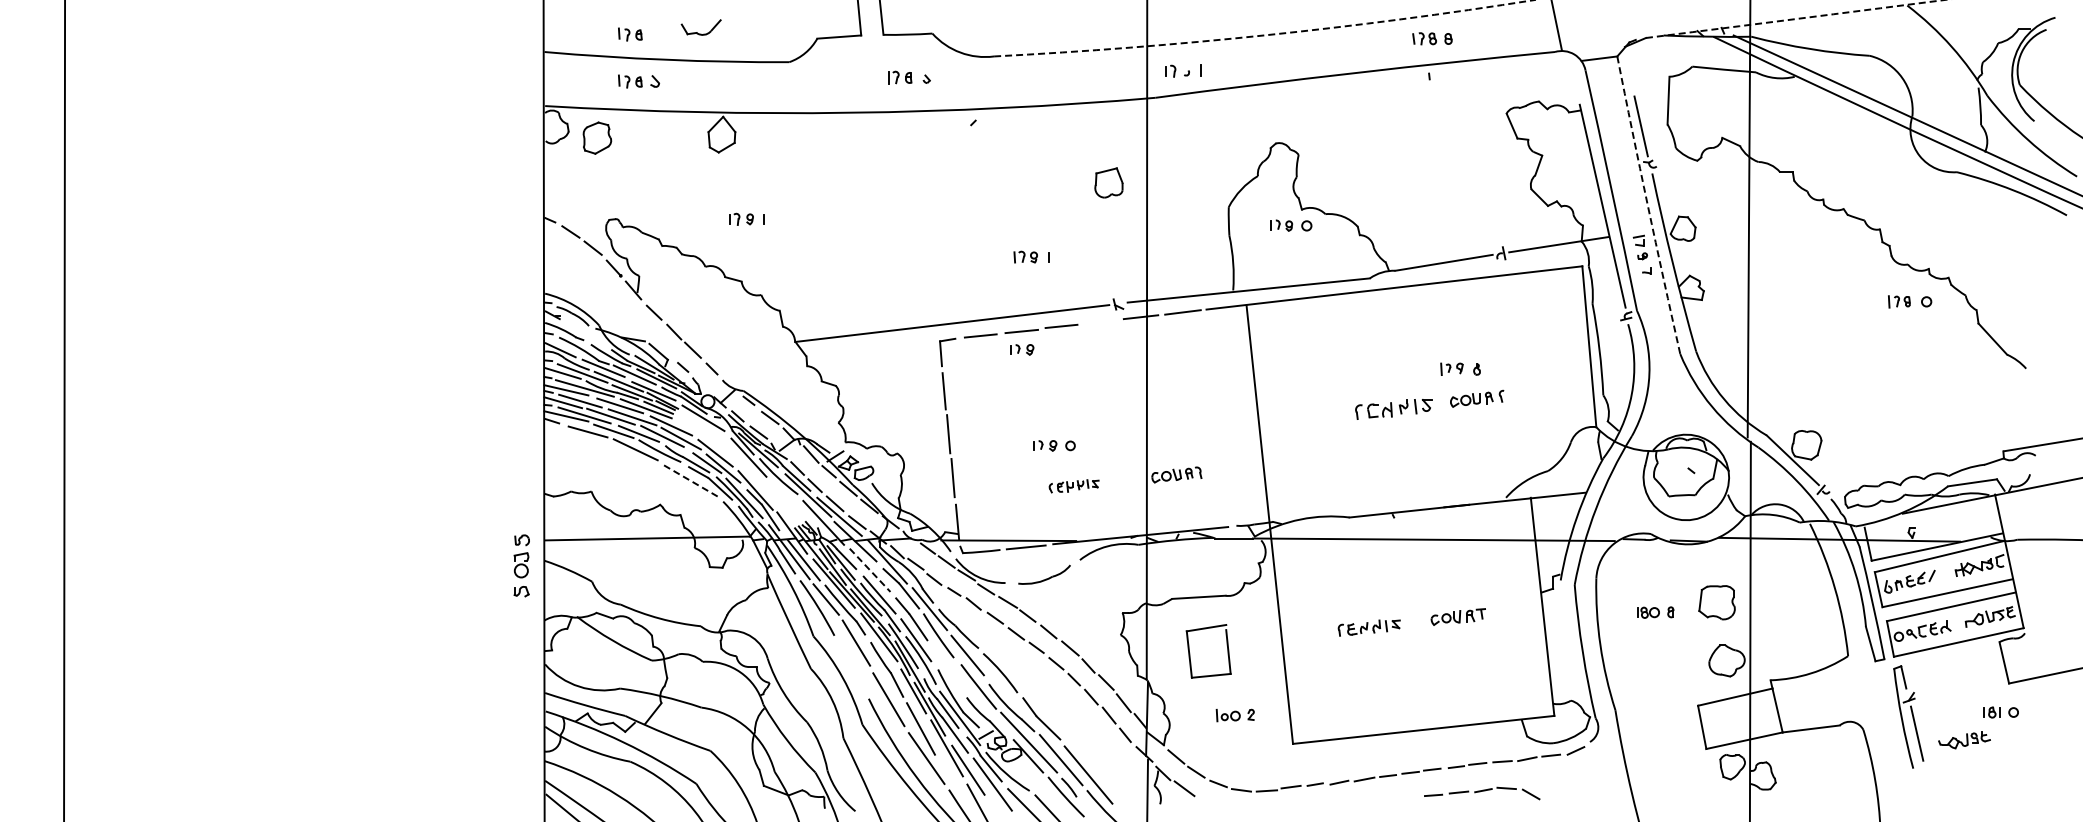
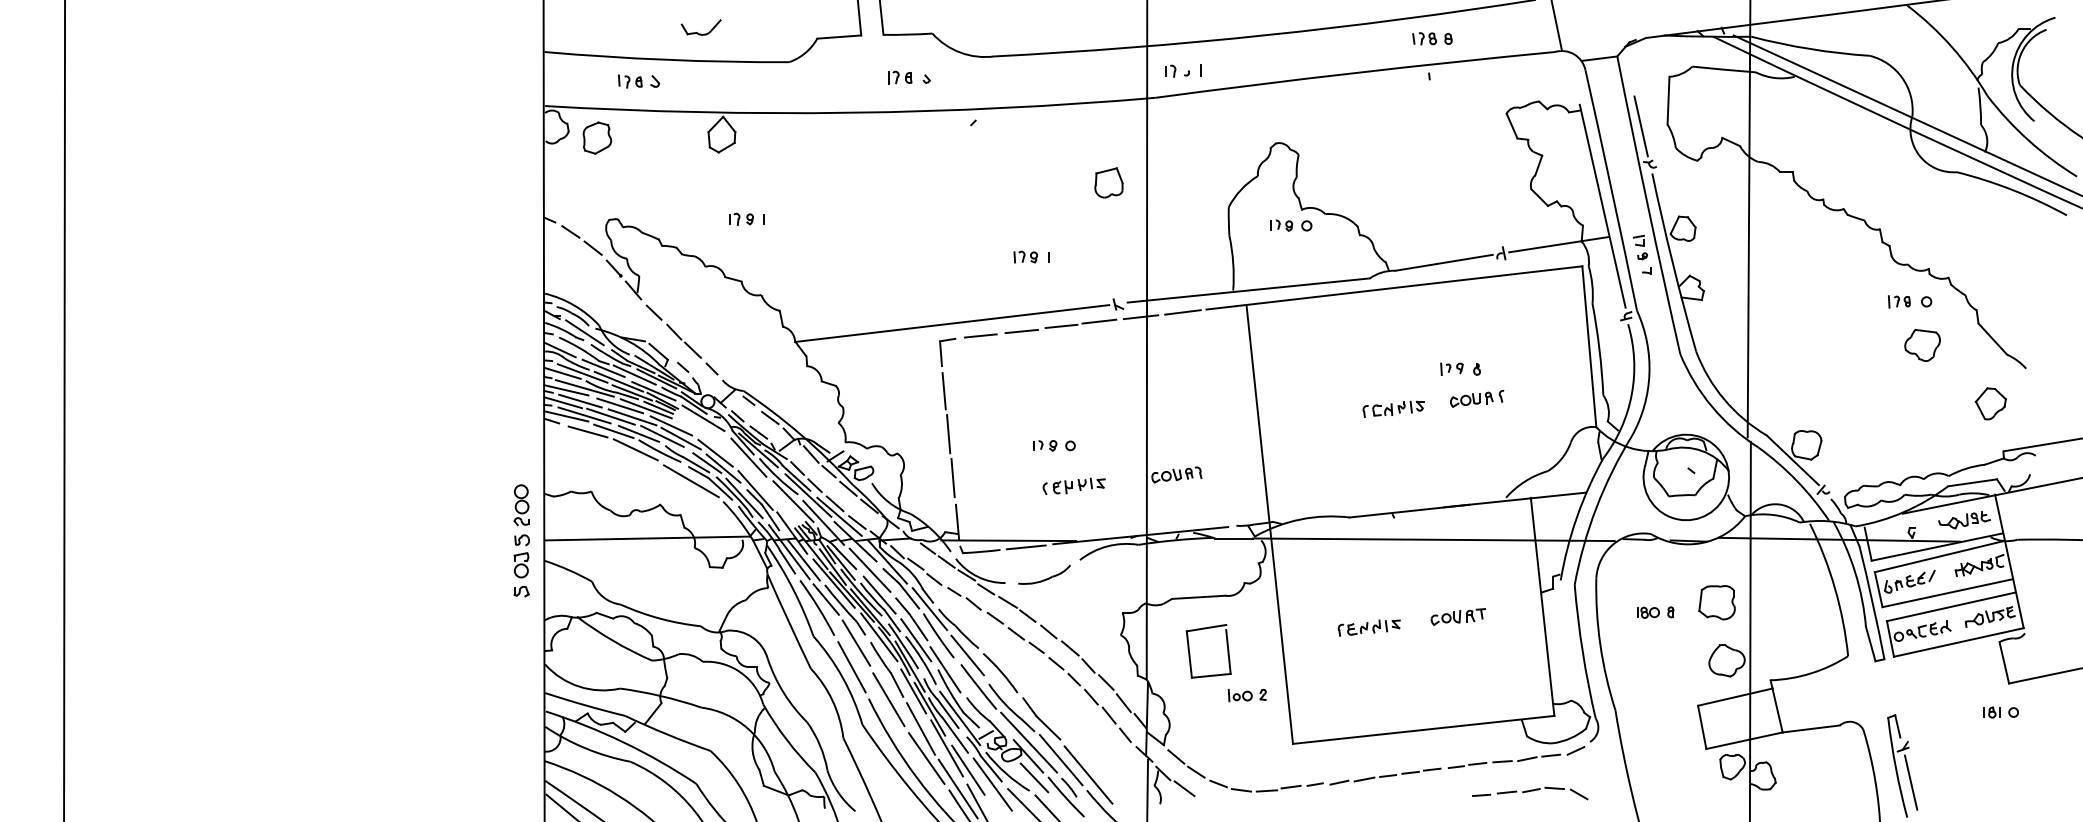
arc: dashed -> solid (1796, 19)
part: present -> none (630, 34)
arc: dashed -> solid (1265, 35)
arc: dashed -> solid (1647, 205)
line: none -> present (1099, 321)
line: none -> present (584, 332)
part: none -> present (1922, 345)
part: present -> none (1022, 349)
part: none -> present (1990, 403)
part size: 78x21 px -> 63x18 px (1393, 408)
line: dashed -> solid (691, 481)
part size: 52x15 px -> 64x18 px (1073, 485)
line: none -> present (793, 501)
part: none -> present (521, 505)
line: dashed -> solid (870, 570)
line: none -> present (851, 667)
line: none -> present (945, 669)
part position: (1234, 715) -> (1246, 695) (1246, 695)
part position: (1908, 716) -> (1902, 765) (1902, 765)
part position: (1964, 740) -> (1964, 520) (1964, 520)
line: none -> present (1034, 777)
line: none -> present (957, 788)
part position: (1482, 793) -> (1530, 793) (1530, 793)
